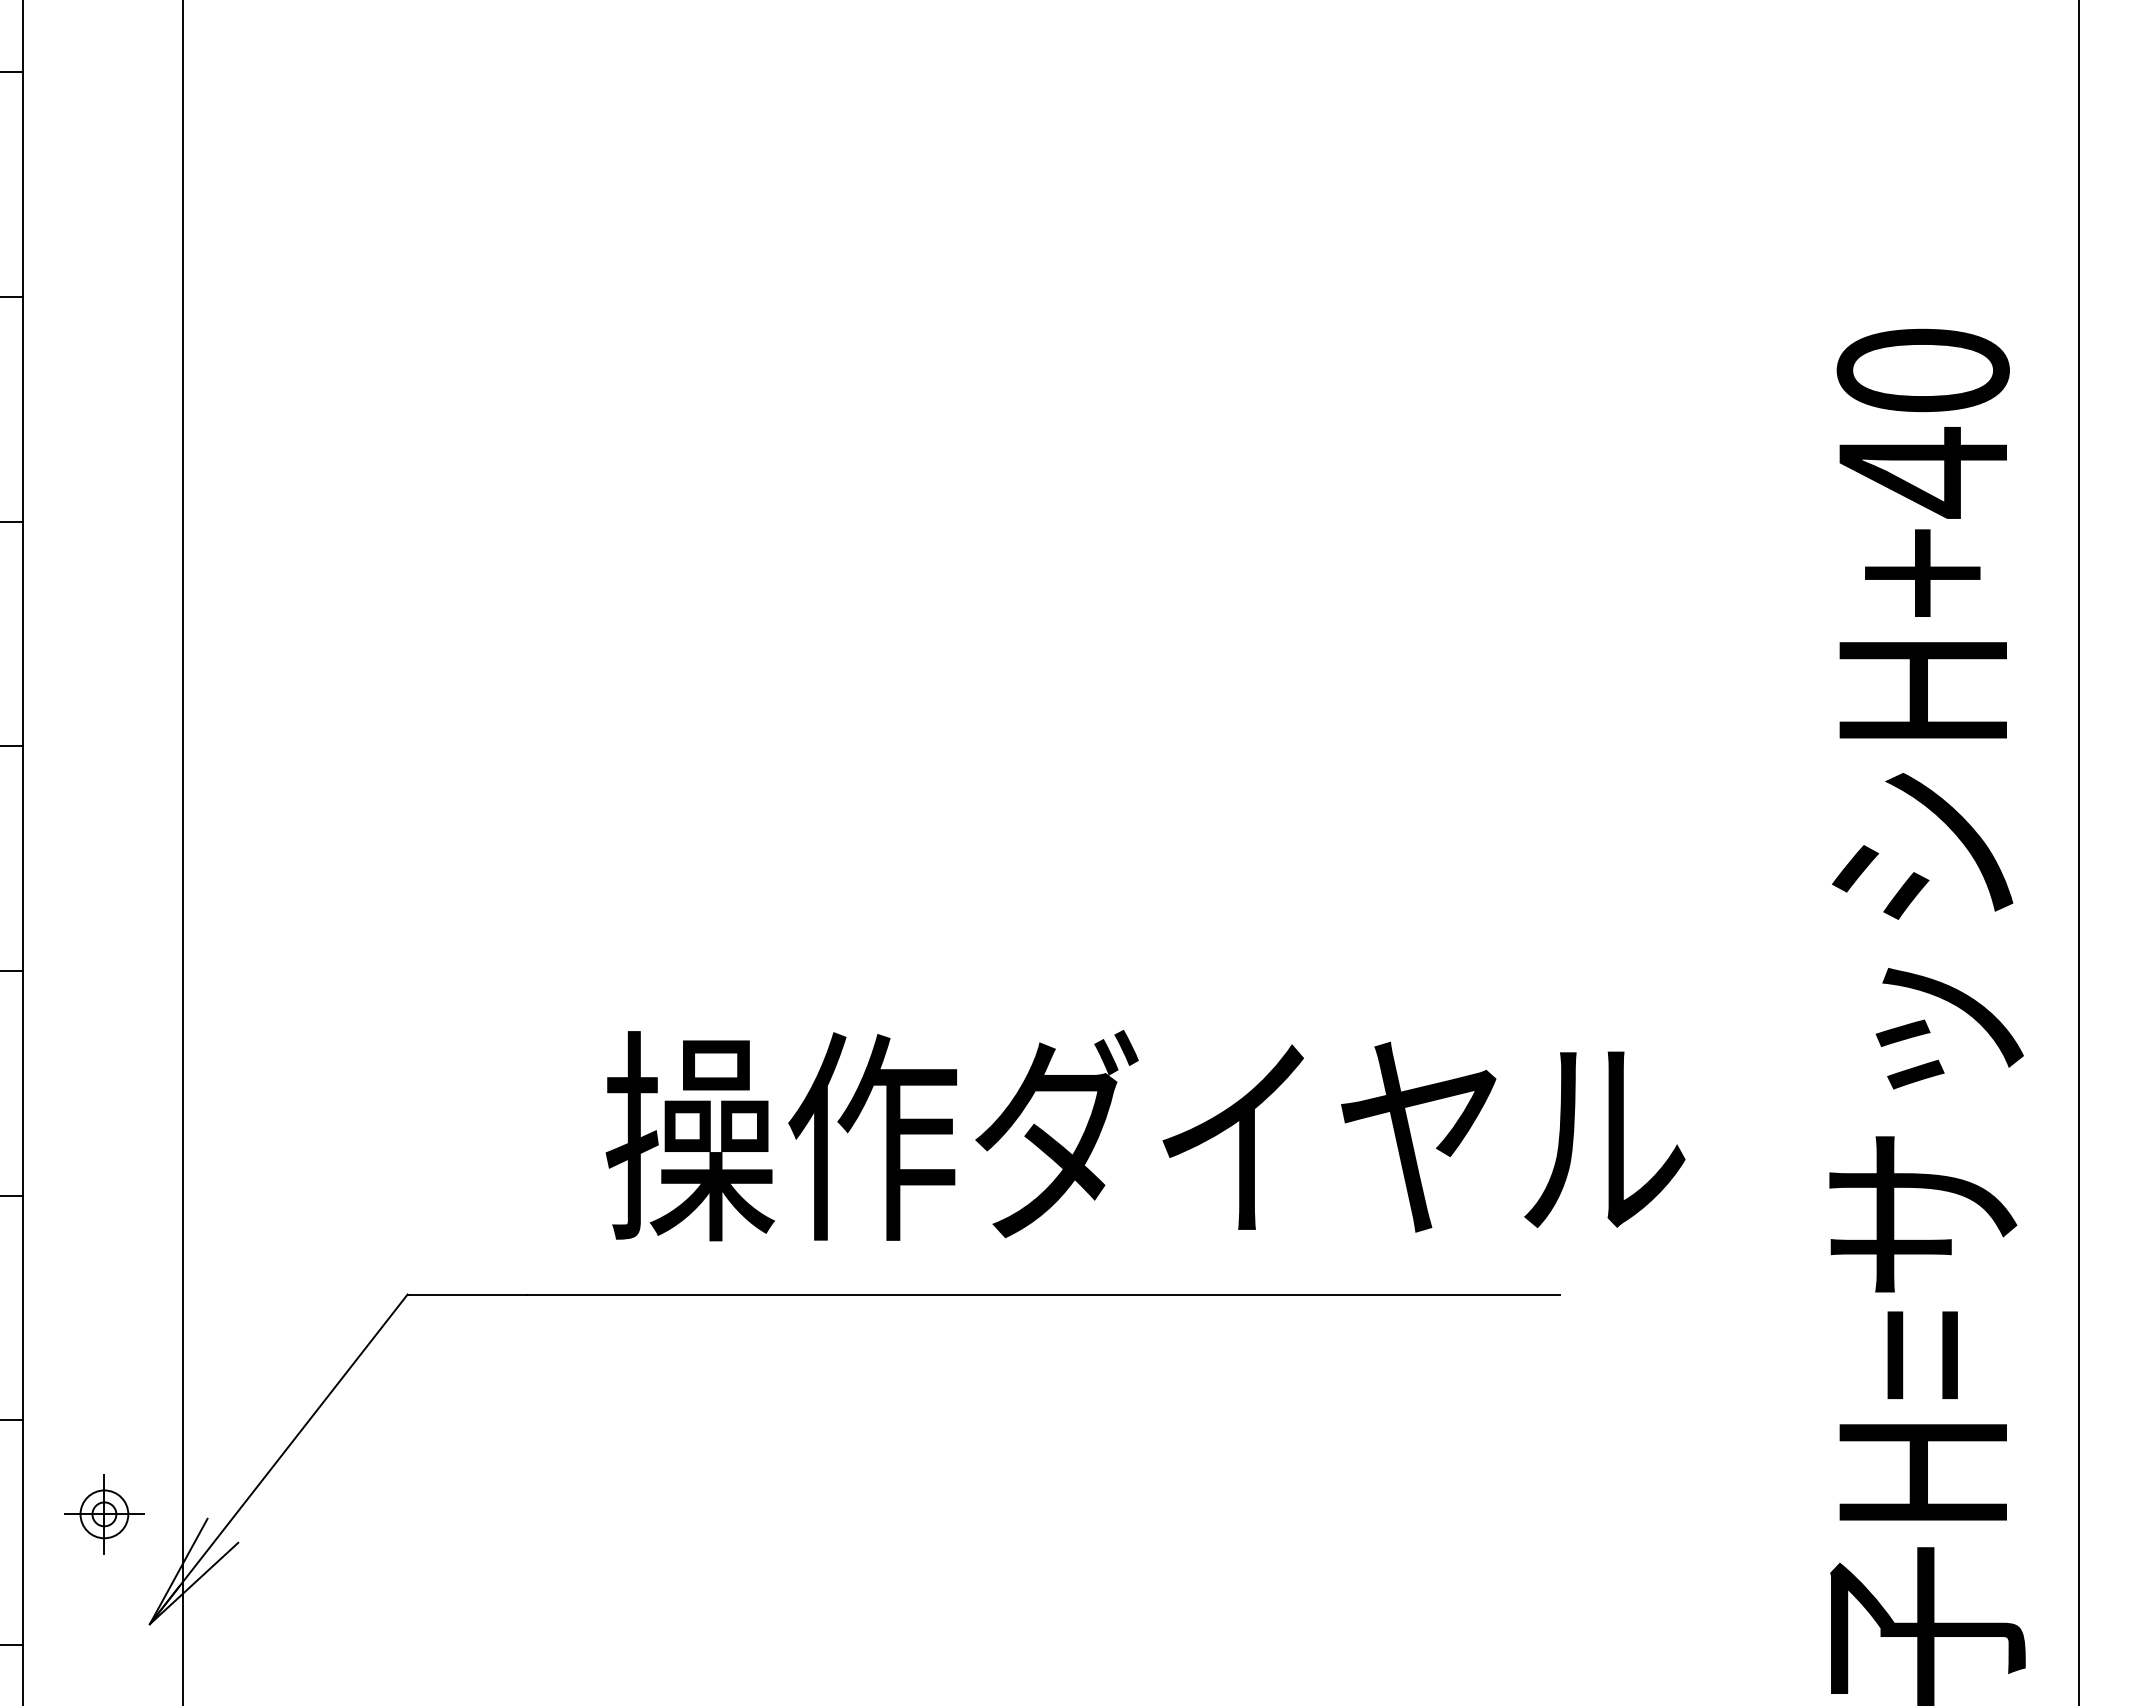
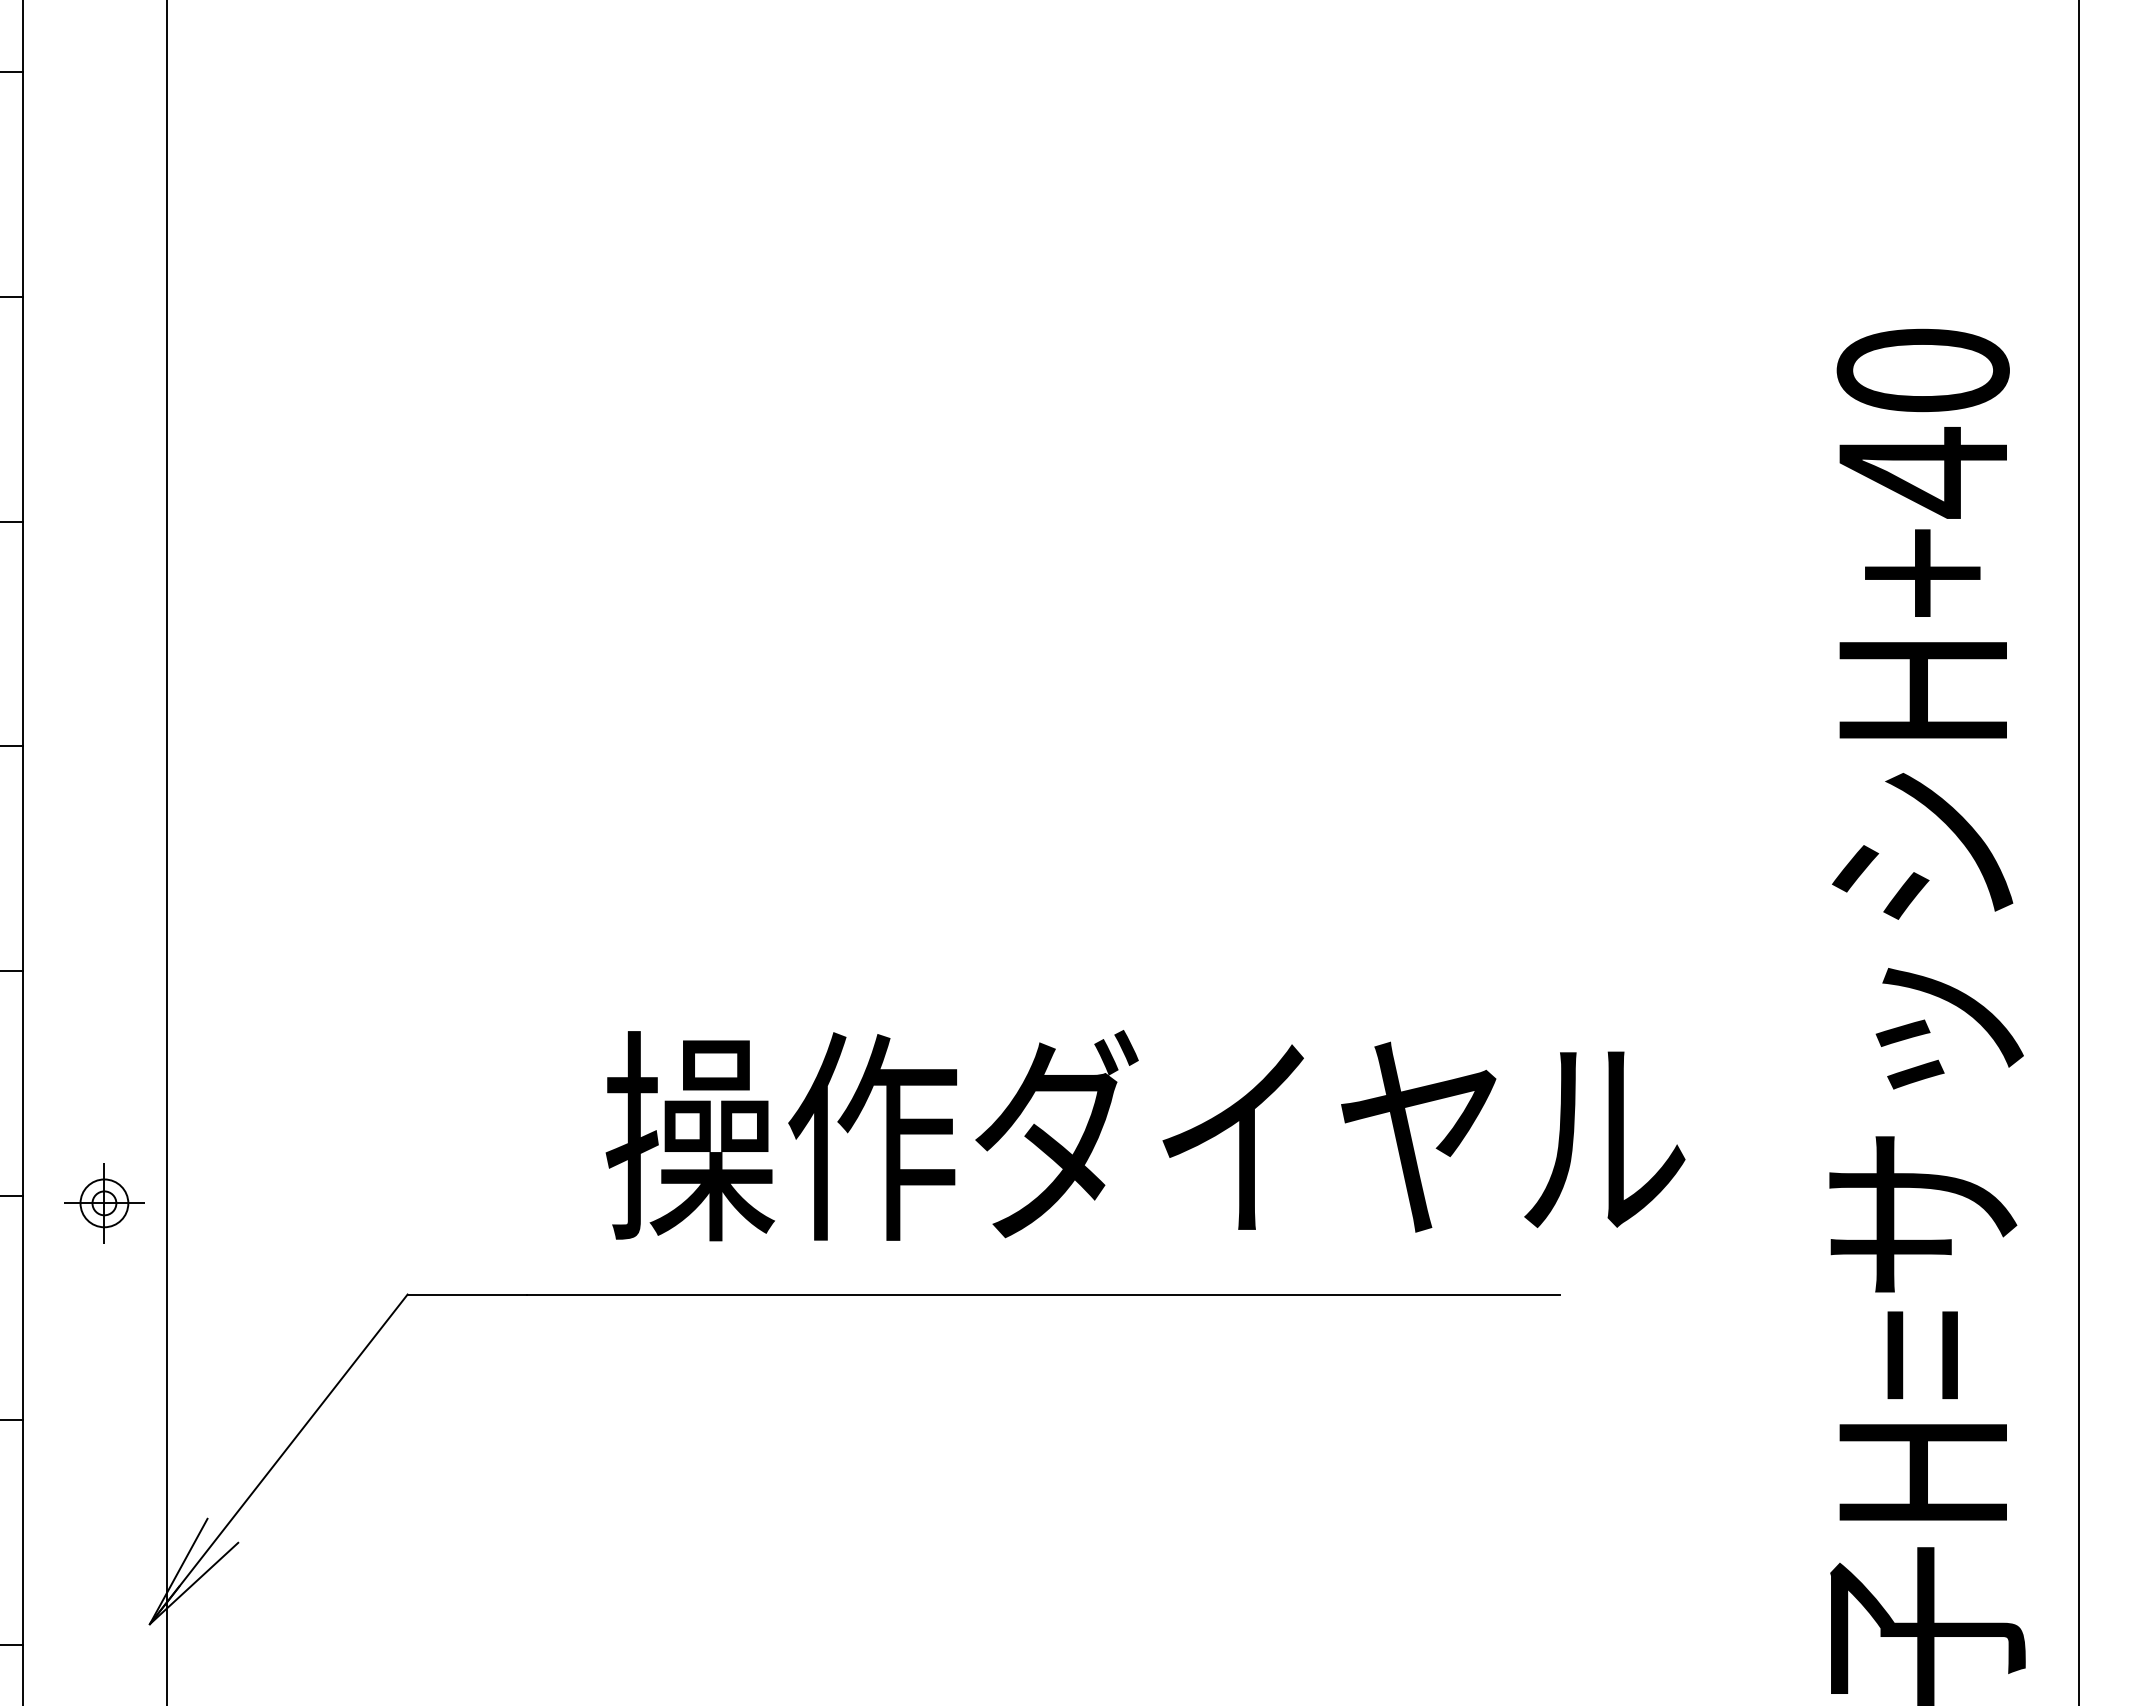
line position: (182, 852) -> (166, 852) (166, 852)
part position: (104, 1514) -> (104, 1203) (104, 1203)
